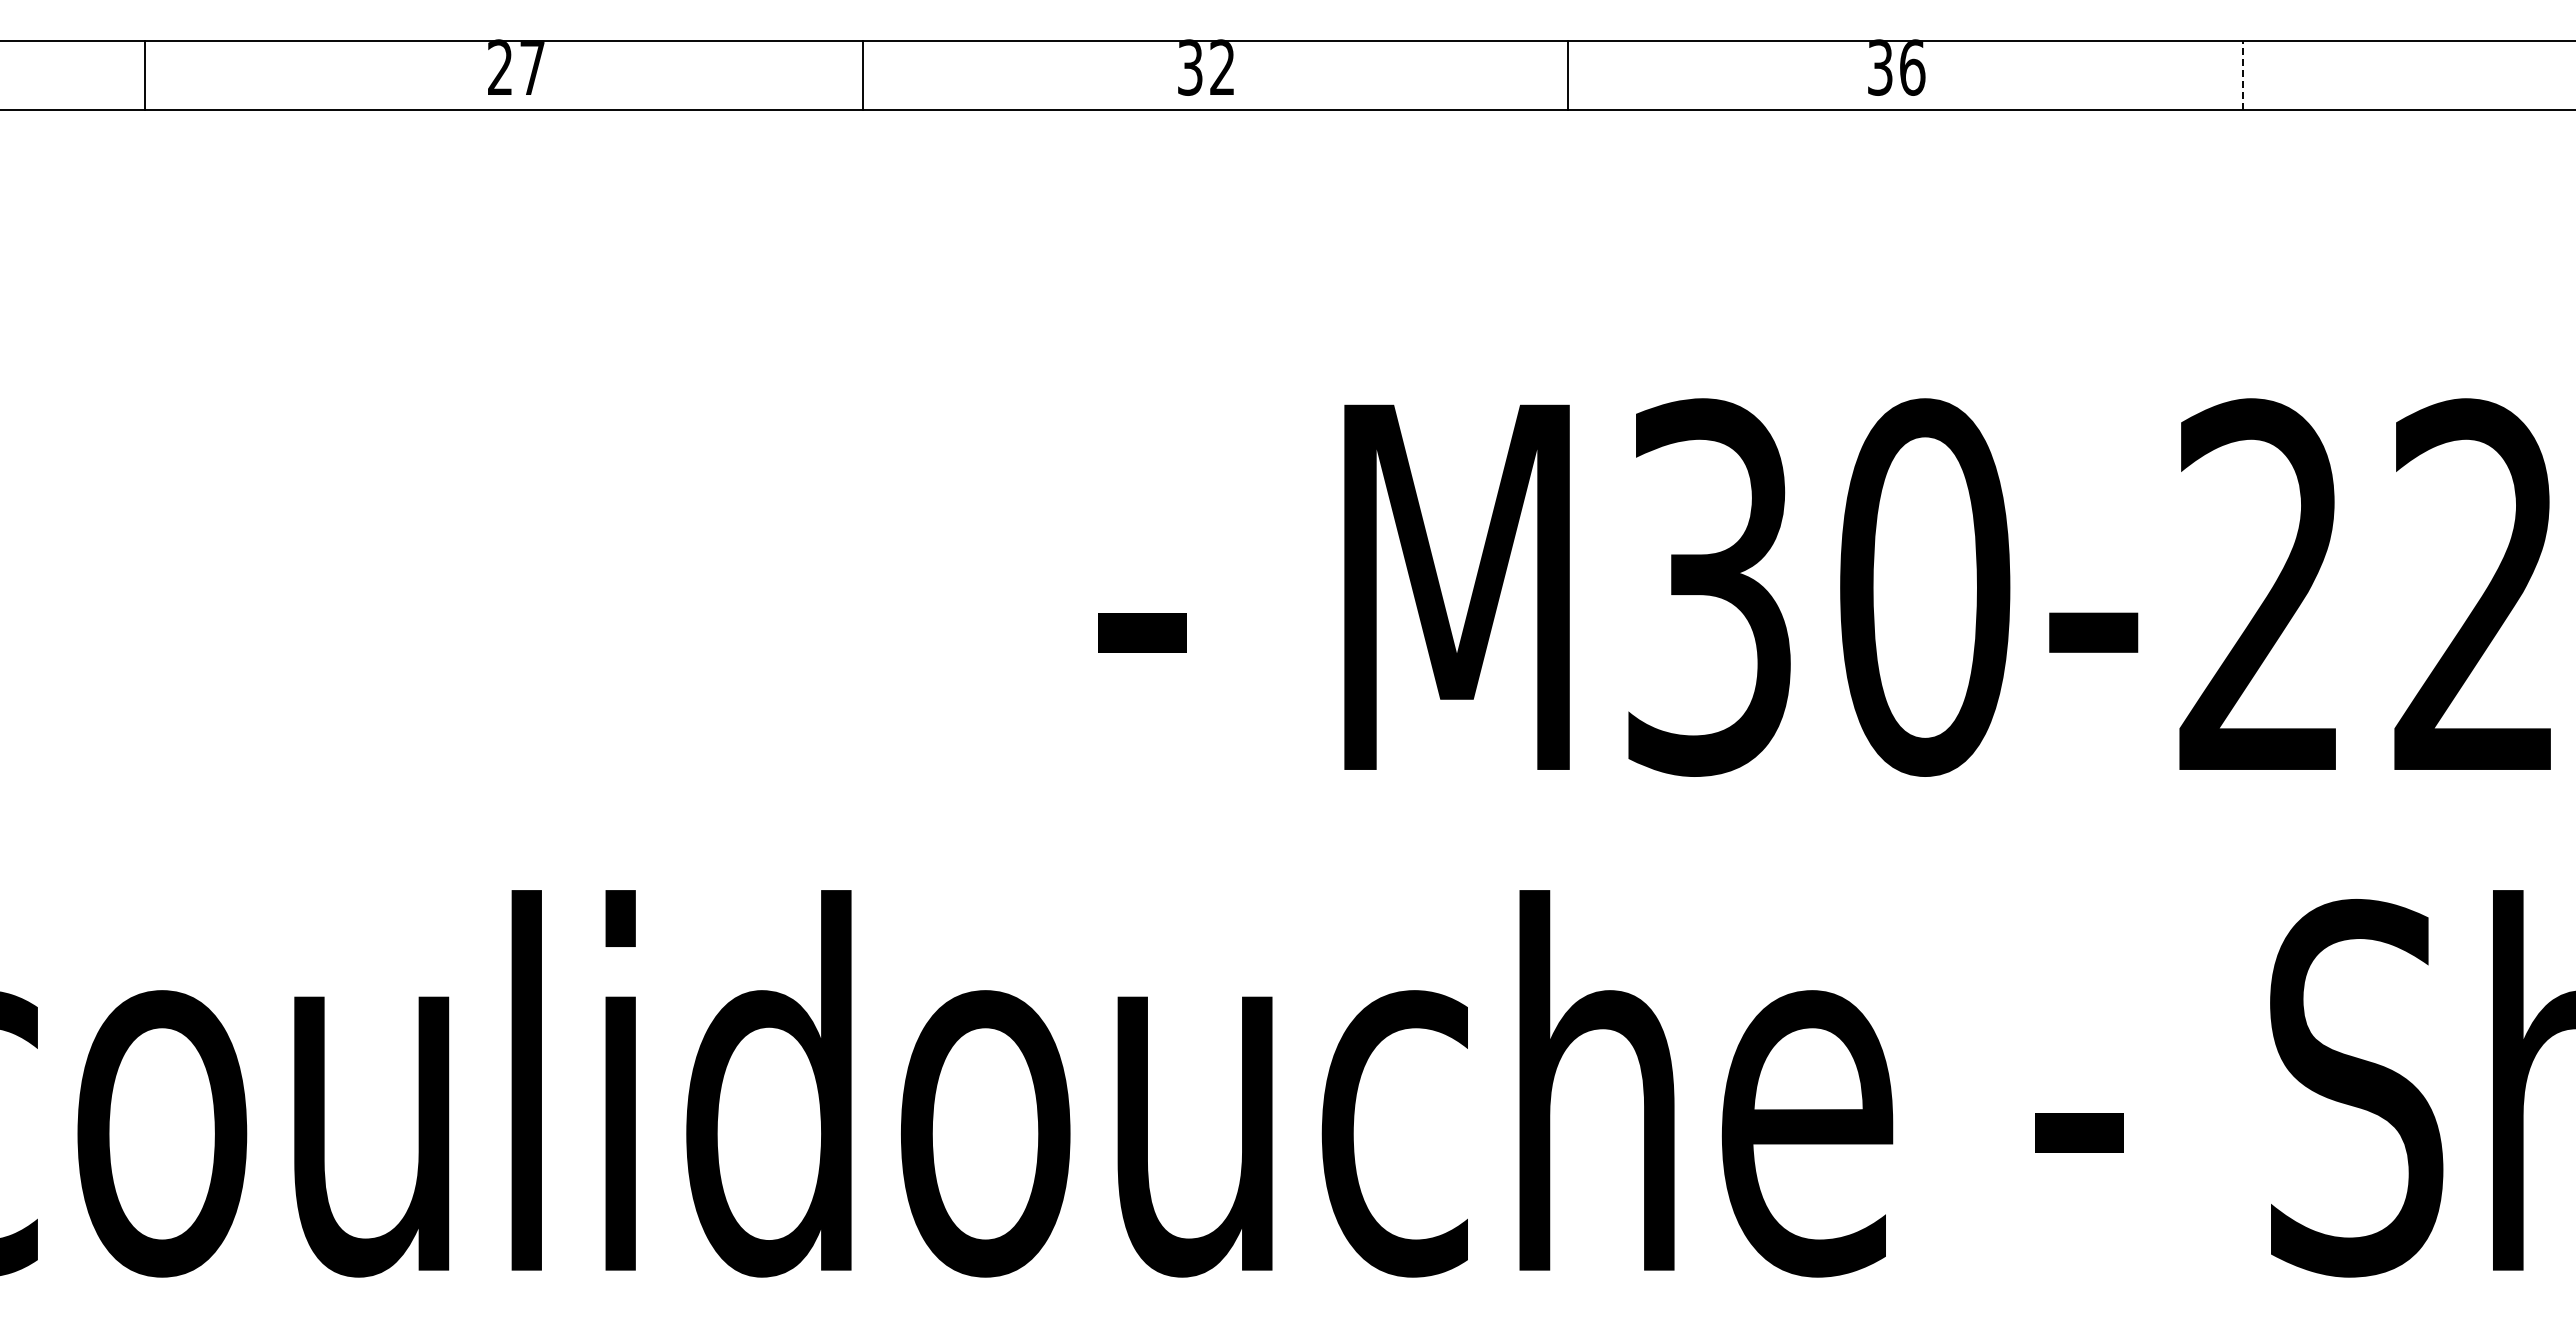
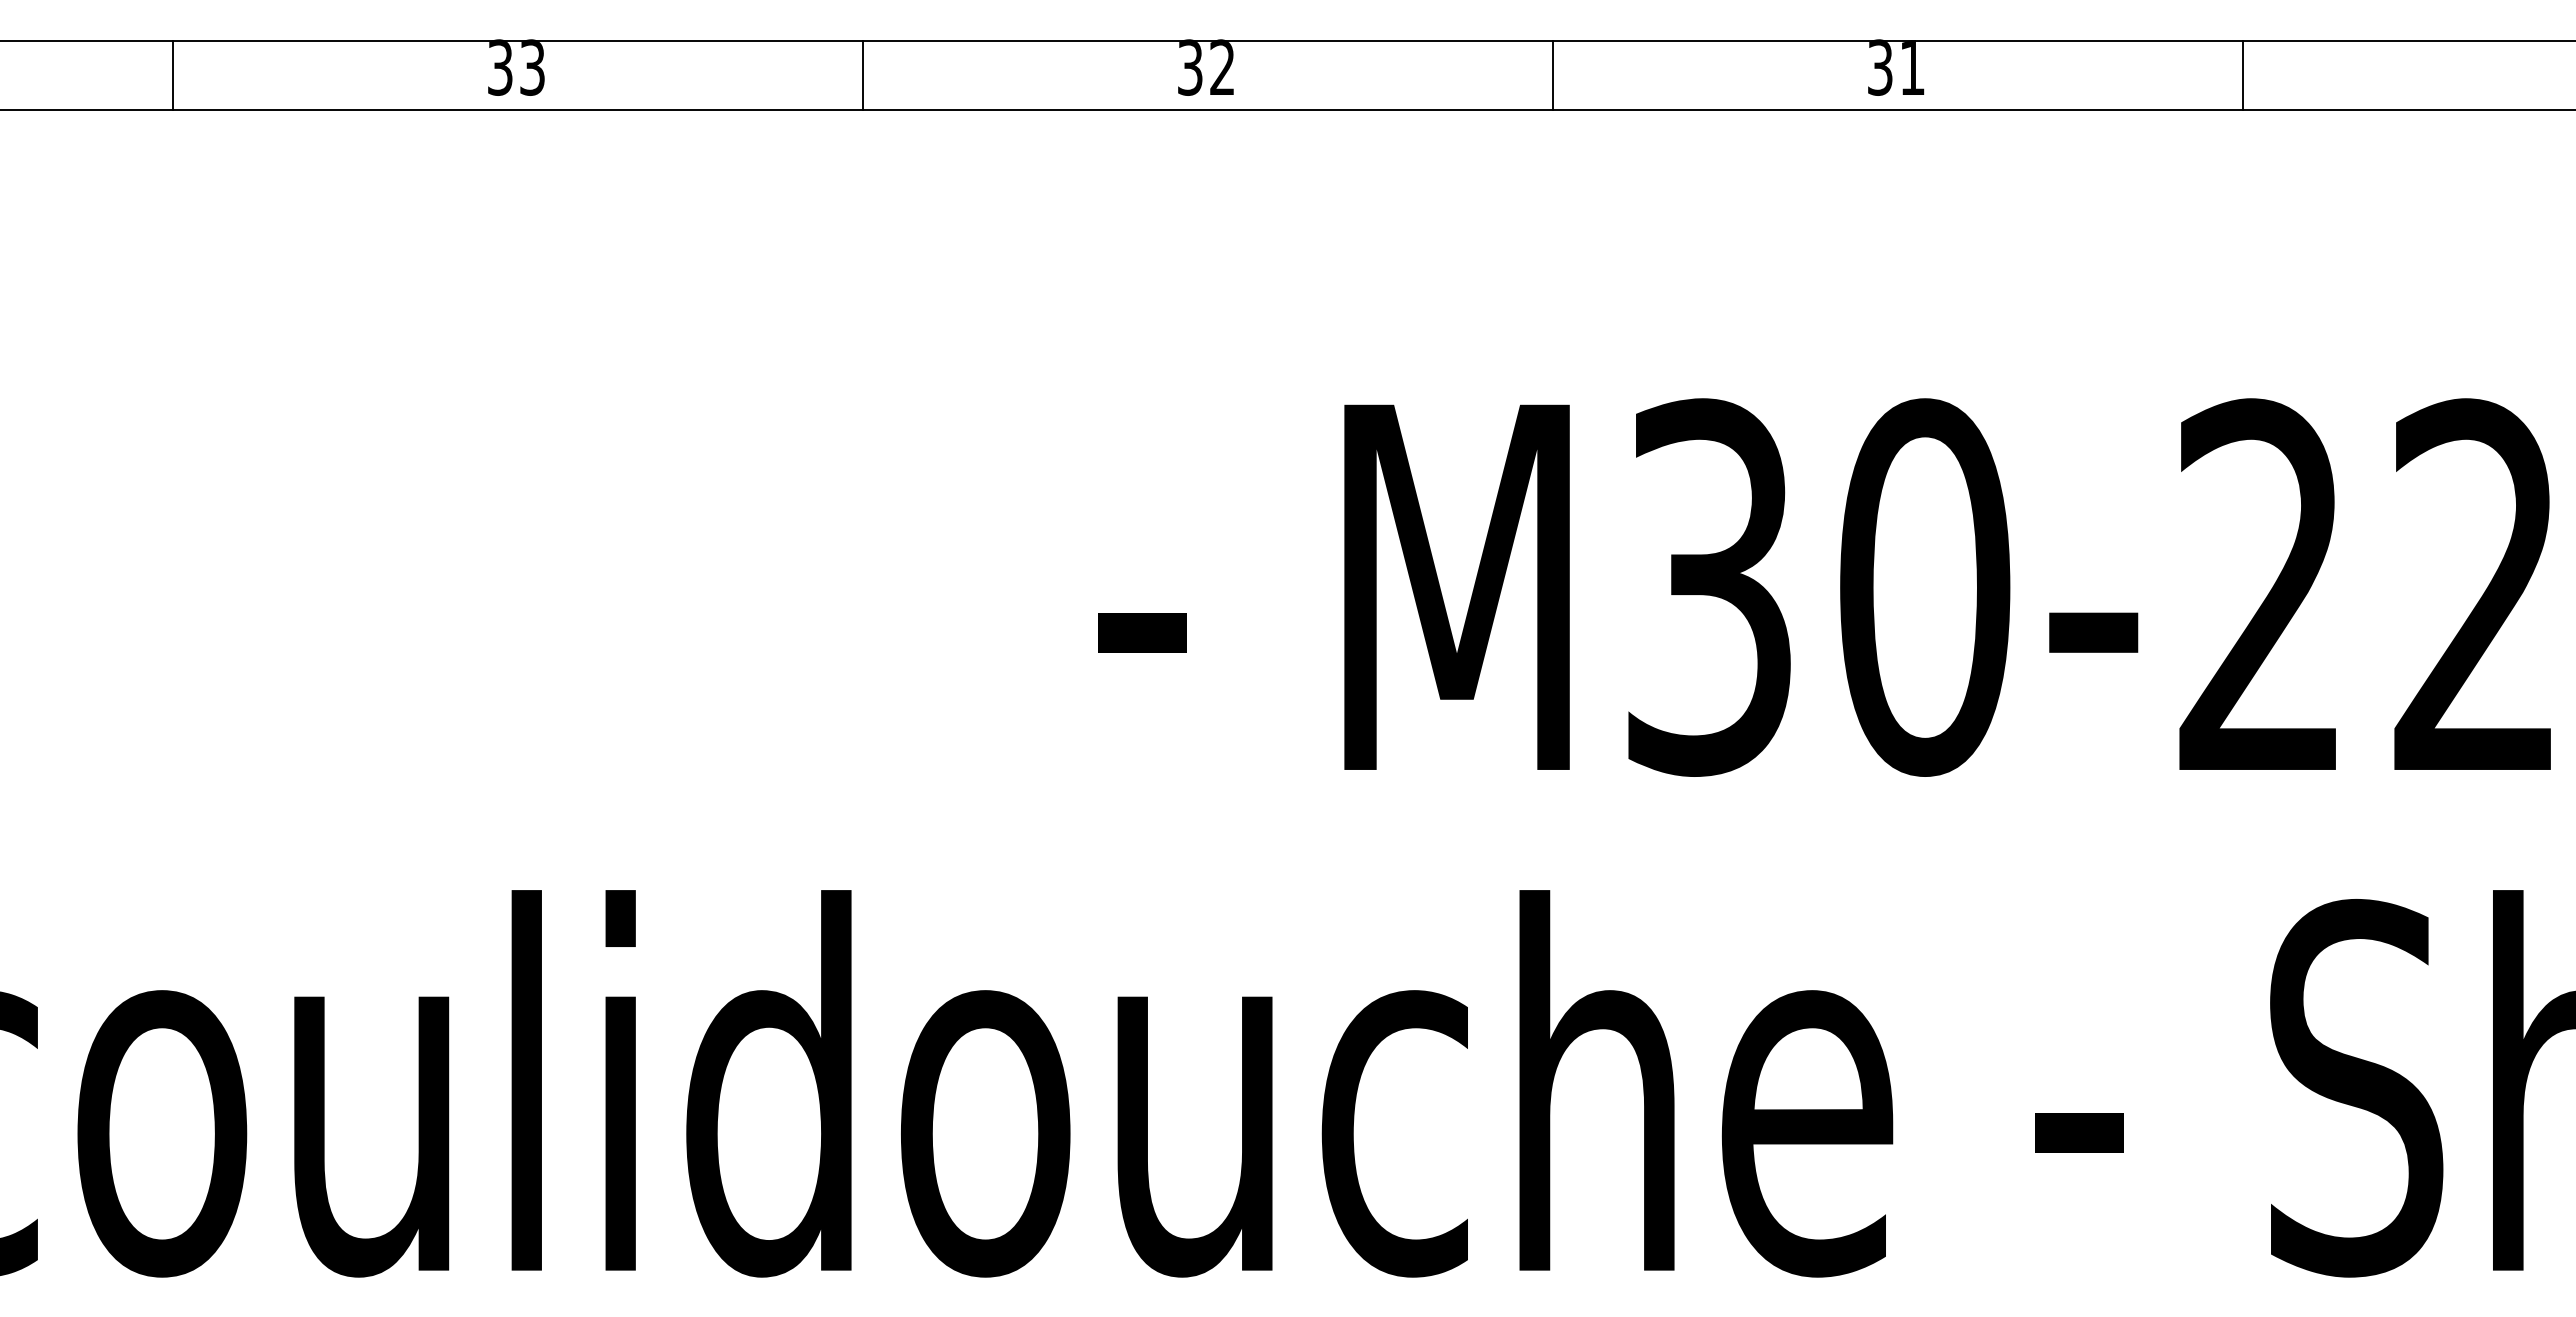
text: 27 -> 33 (516, 67)
text: 36 -> 31 (1912, 67)
line position: (144, 75) -> (172, 75) (172, 75)
line position: (1567, 75) -> (1552, 75) (1552, 75)
line: dashed -> solid (2242, 75)
